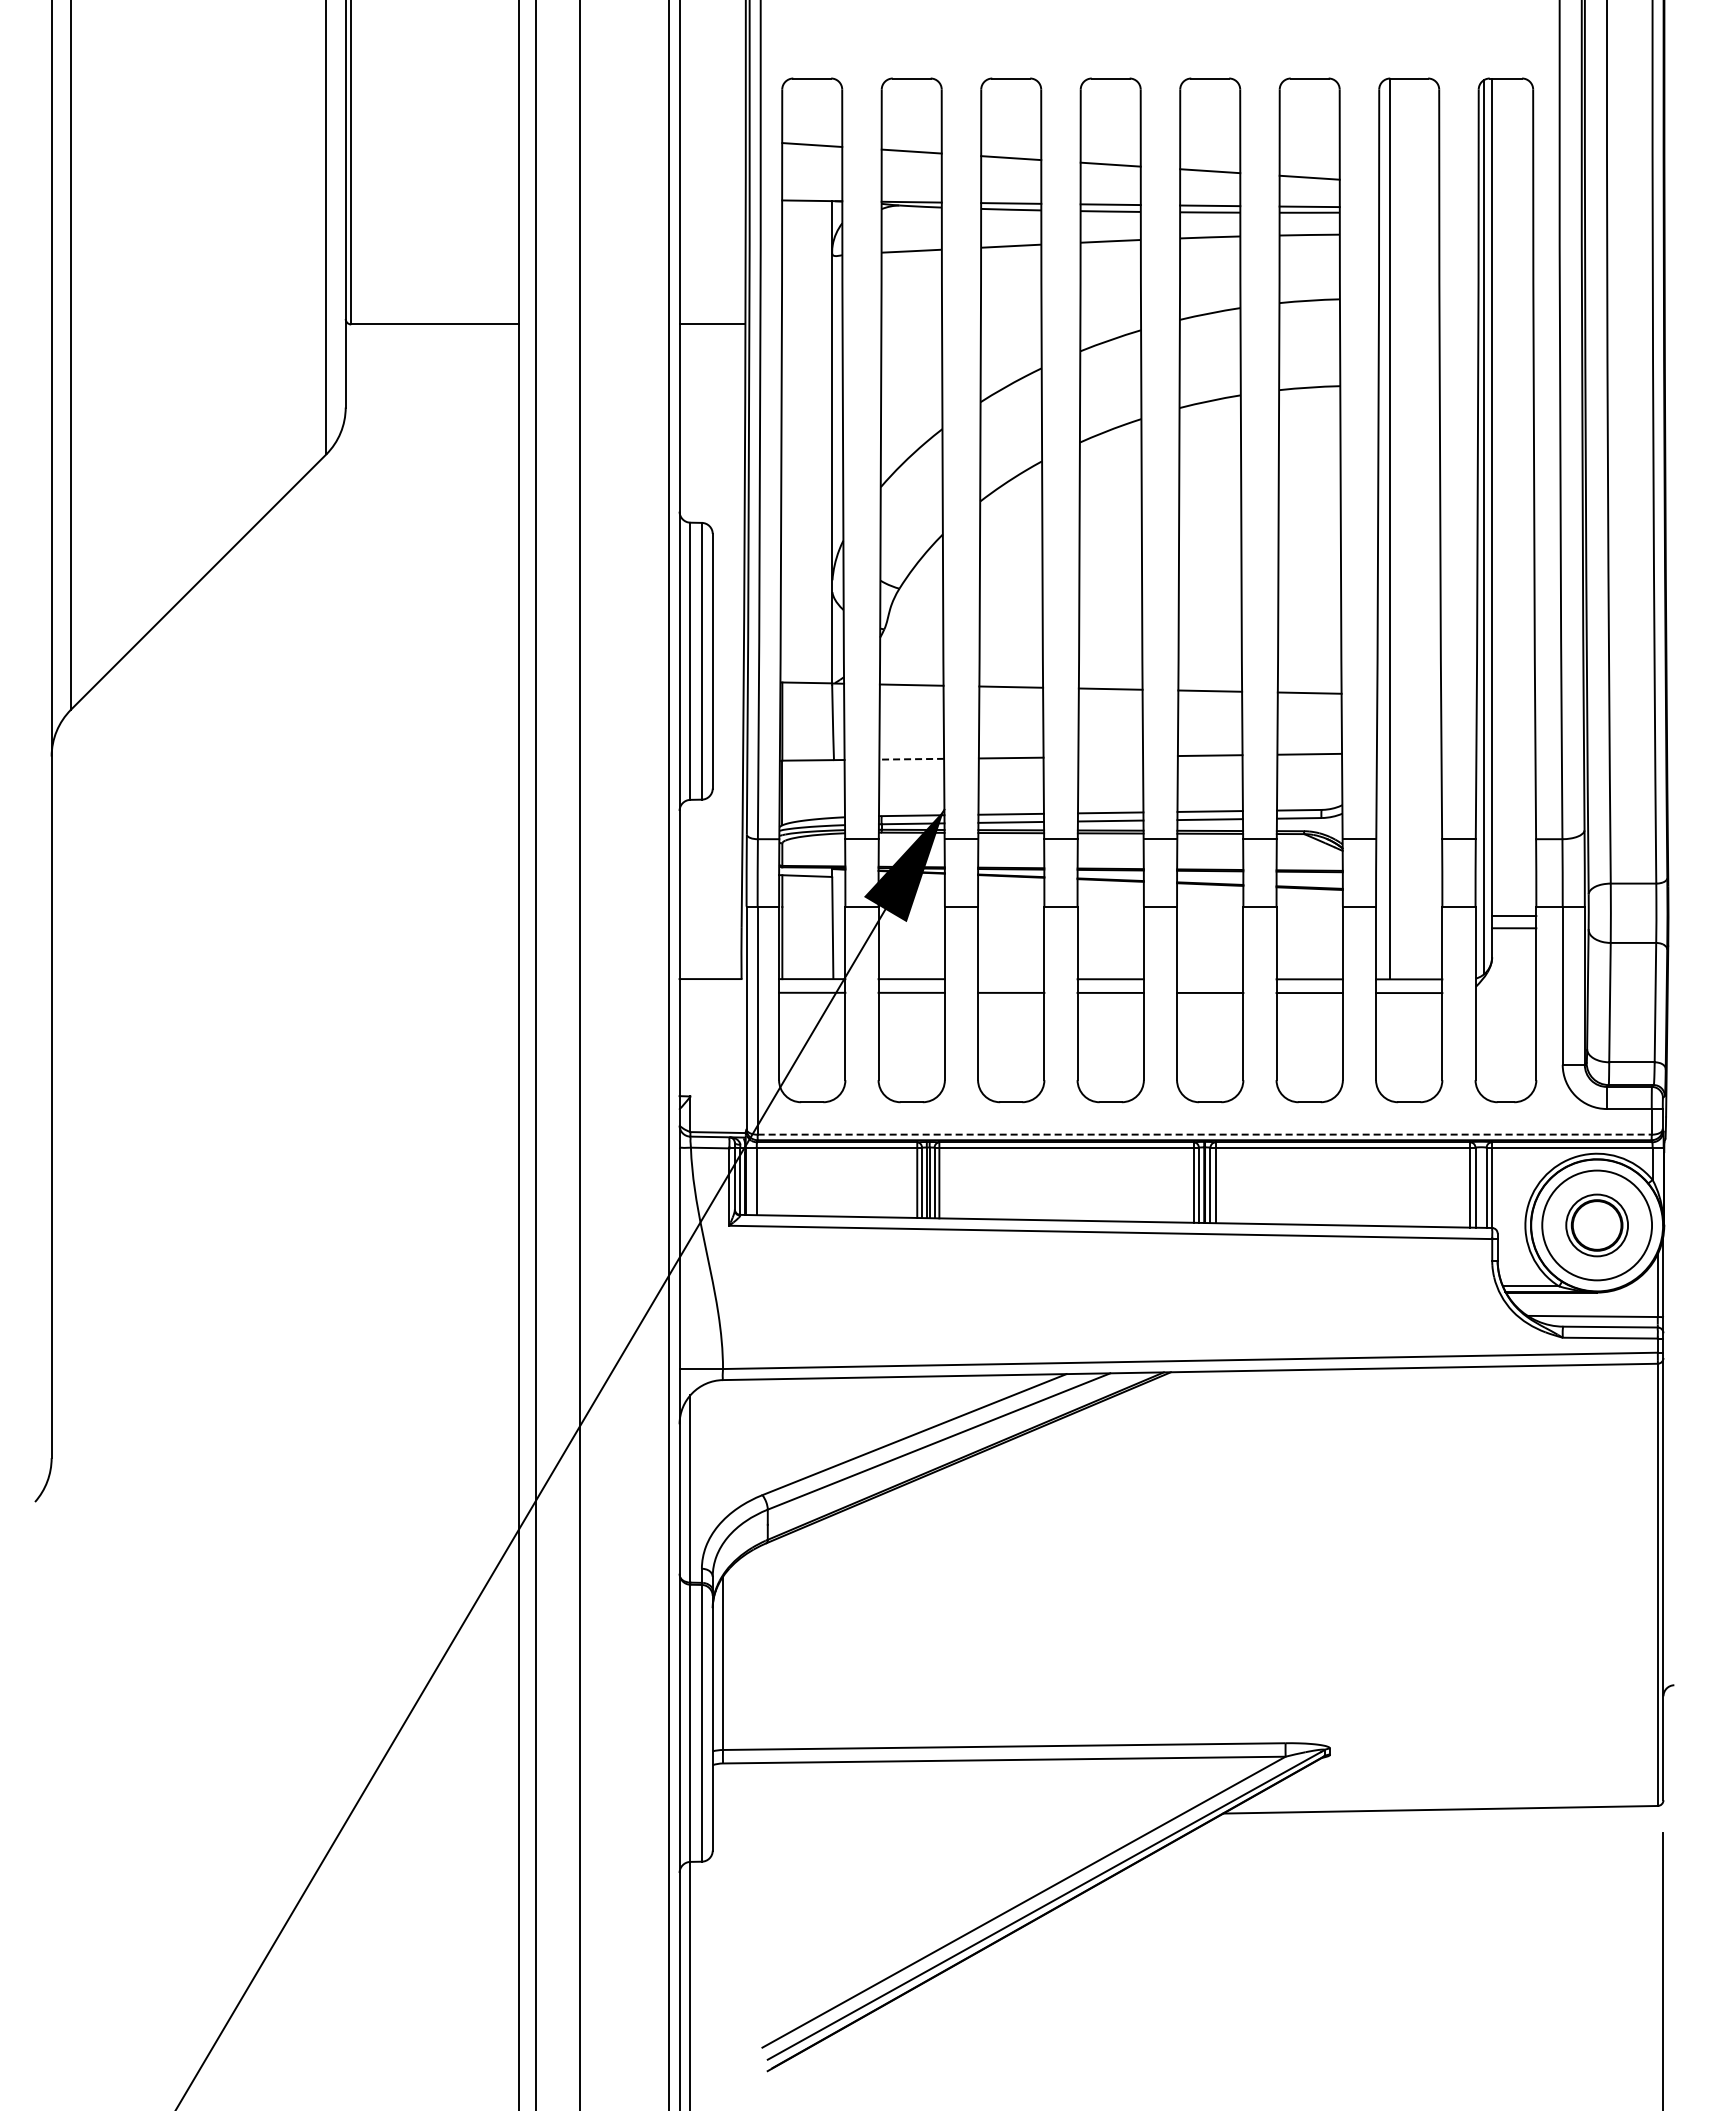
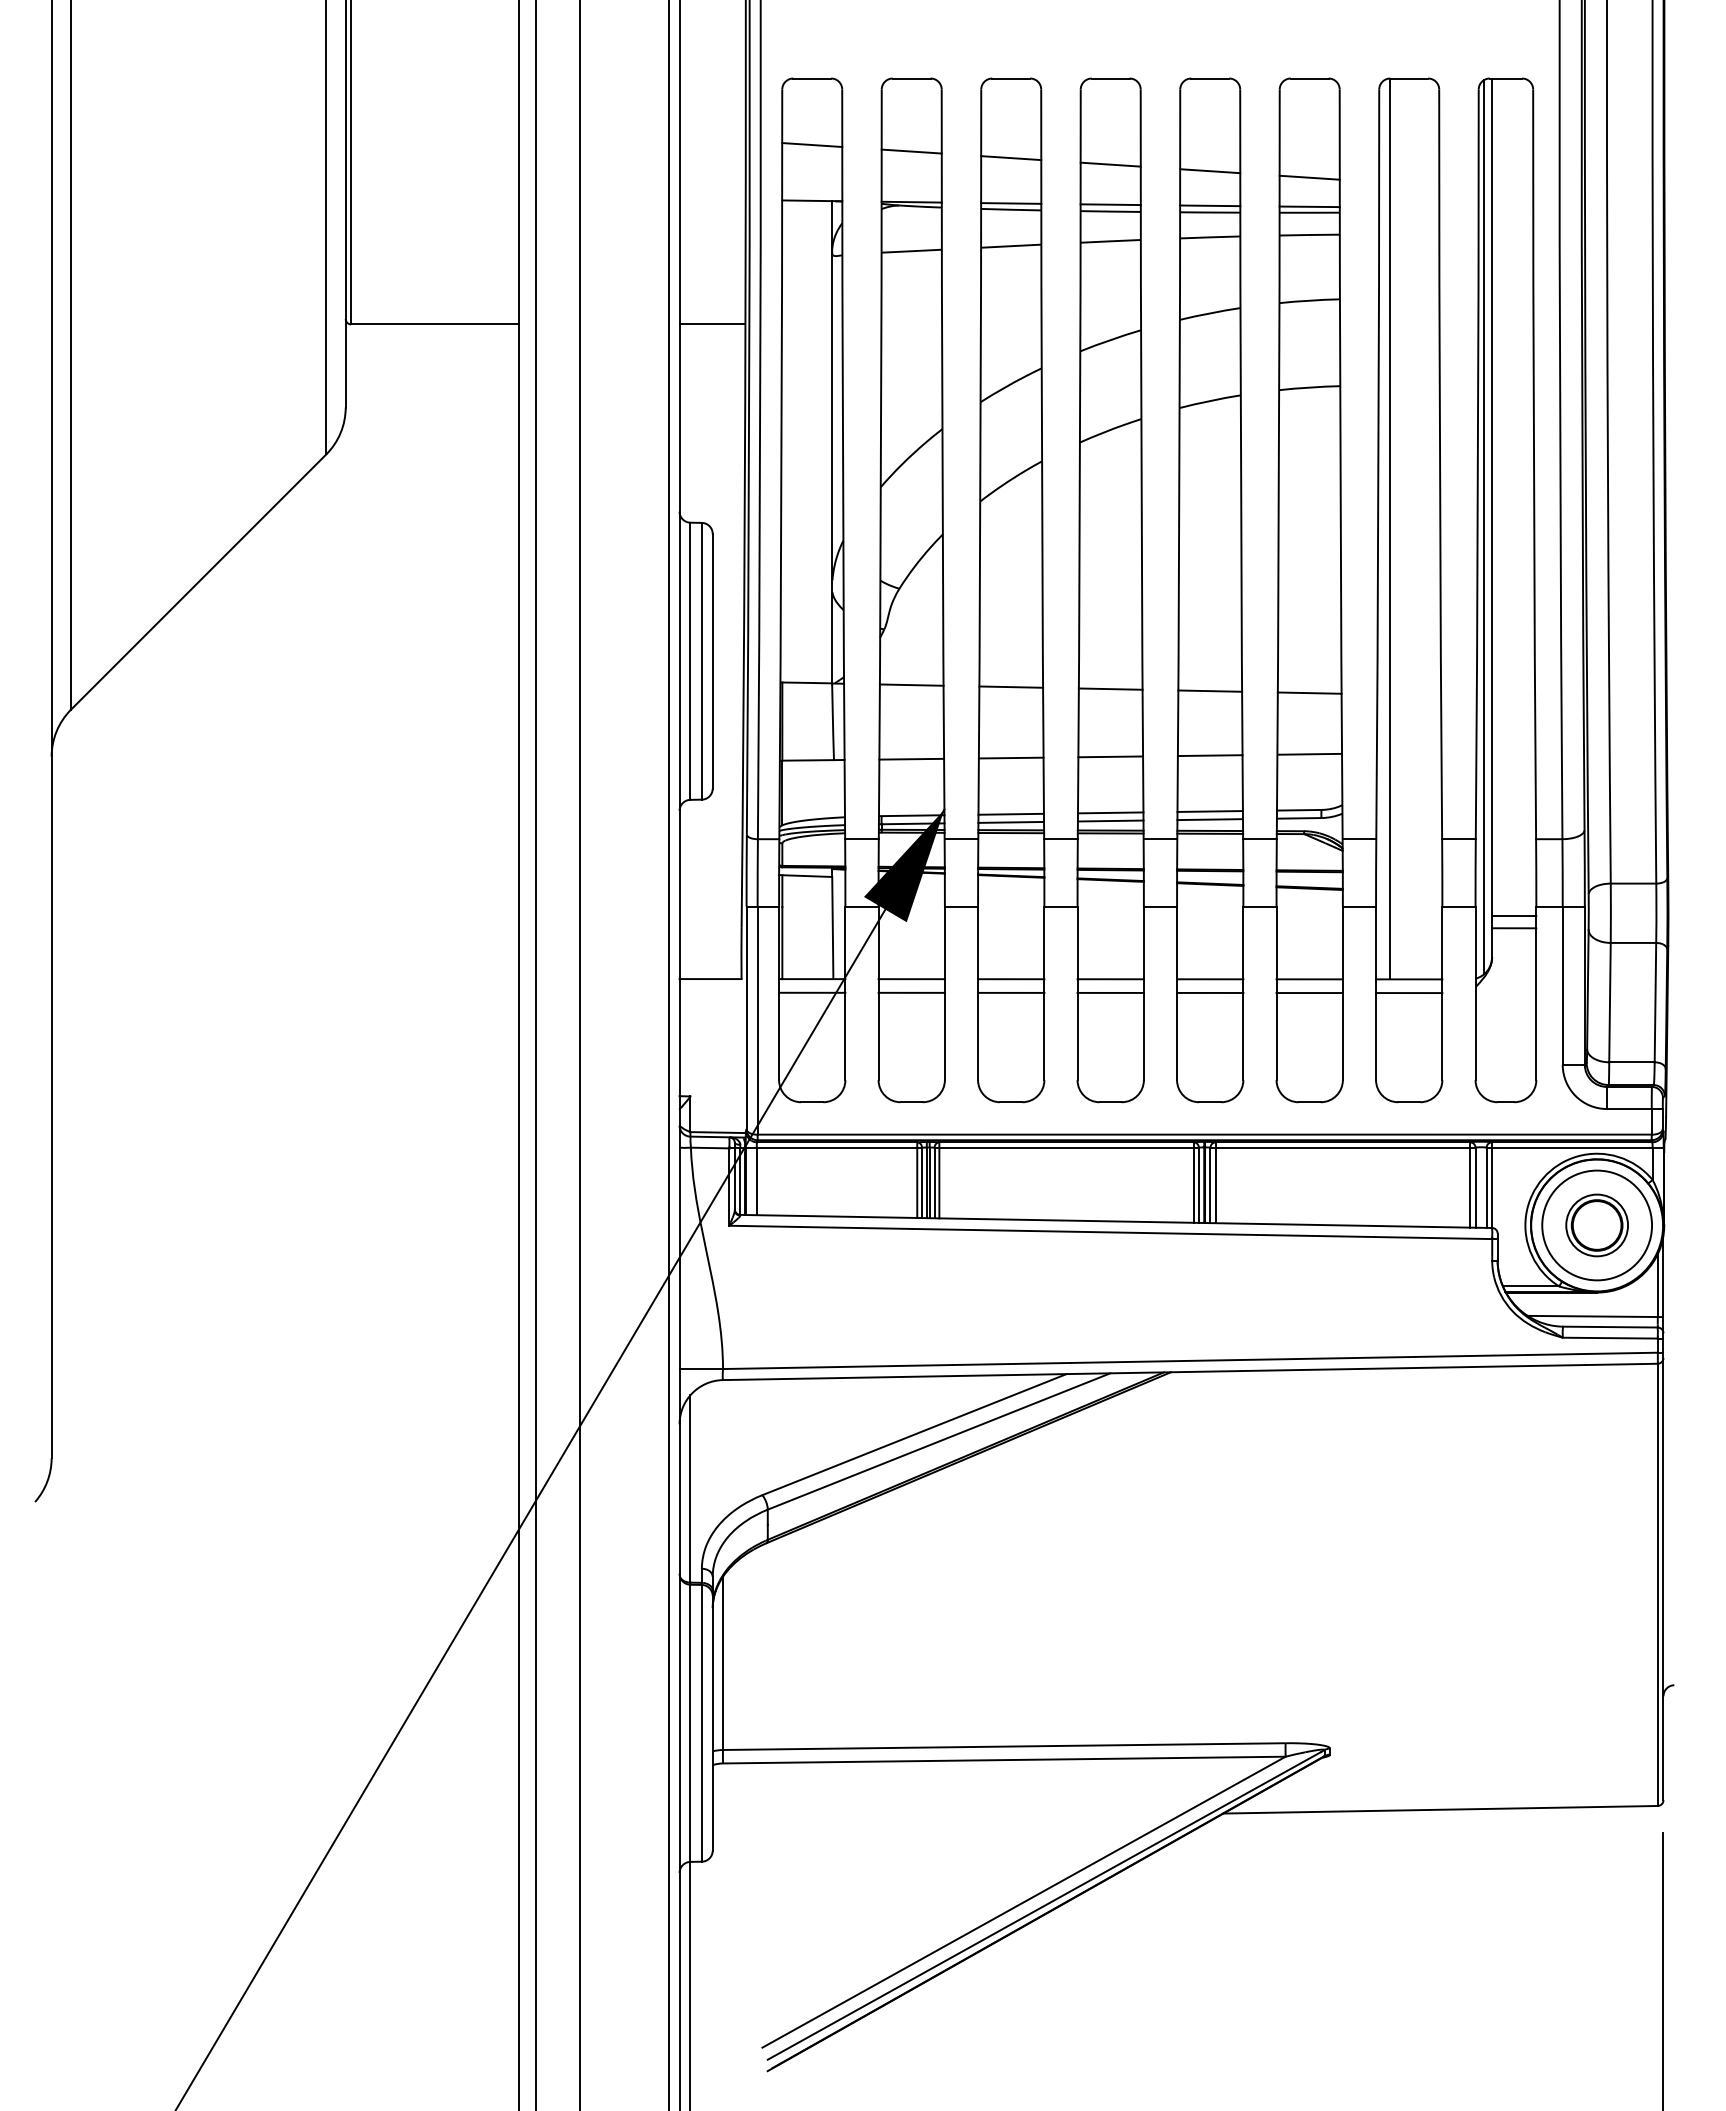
line: none -> present (1110, 756)
line: dashed -> solid (911, 759)
line: none -> present (1011, 979)
line: none -> present (1210, 979)
line: dashed -> solid (1205, 1134)
